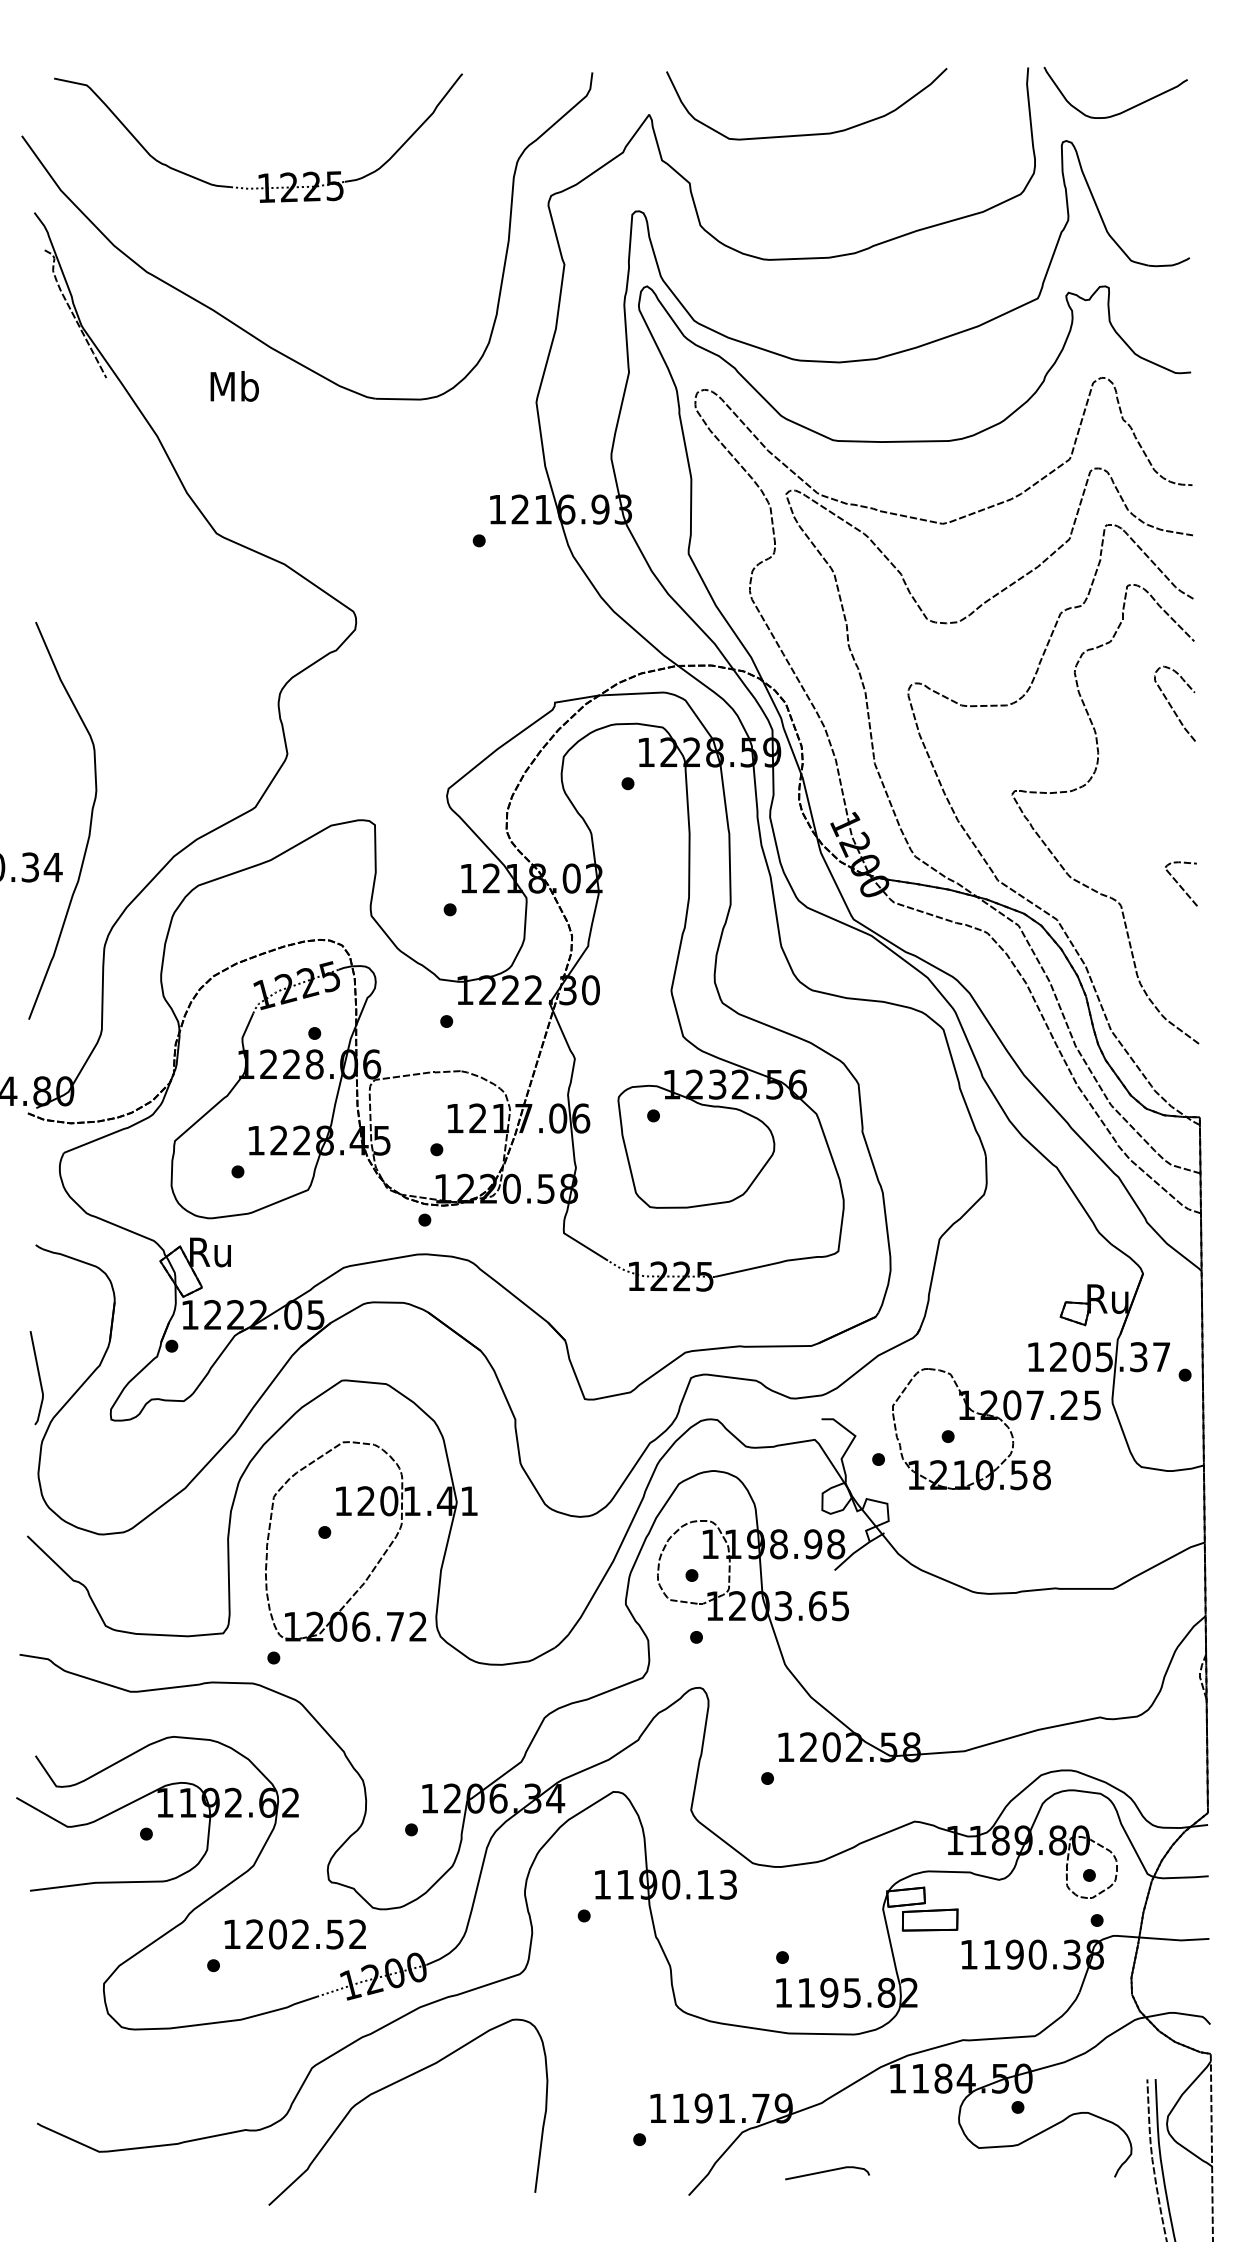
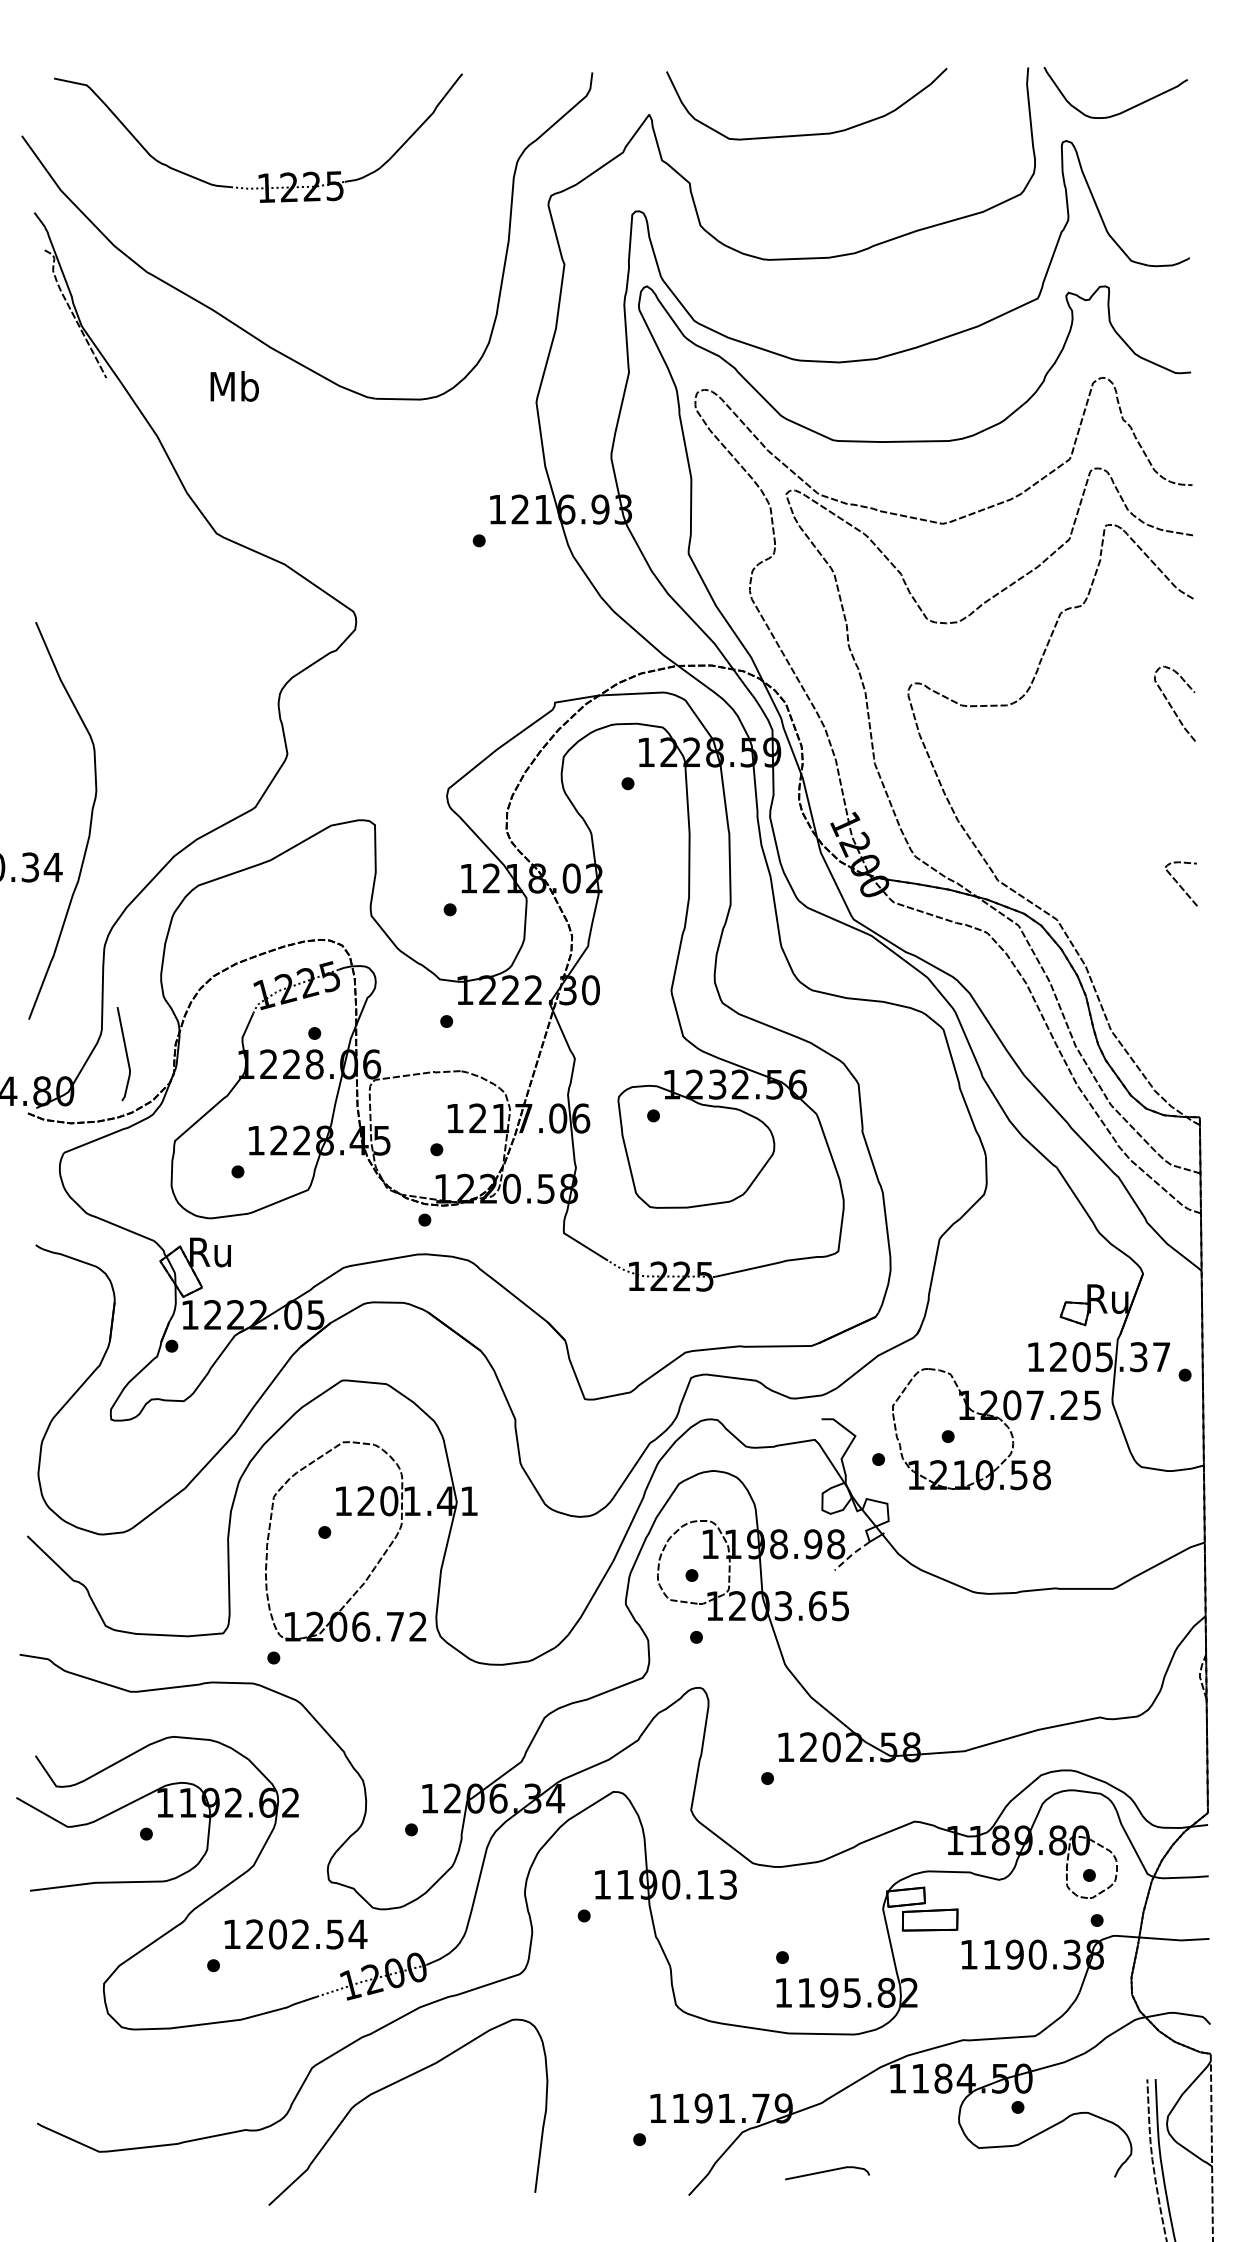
curve: present -> none (1086, 785)
line position: (38, 1377) -> (125, 1053) (125, 1053)
line: solid -> dashed (851, 1555)
text: 1202.52 -> 1202.54 (357, 1933)
